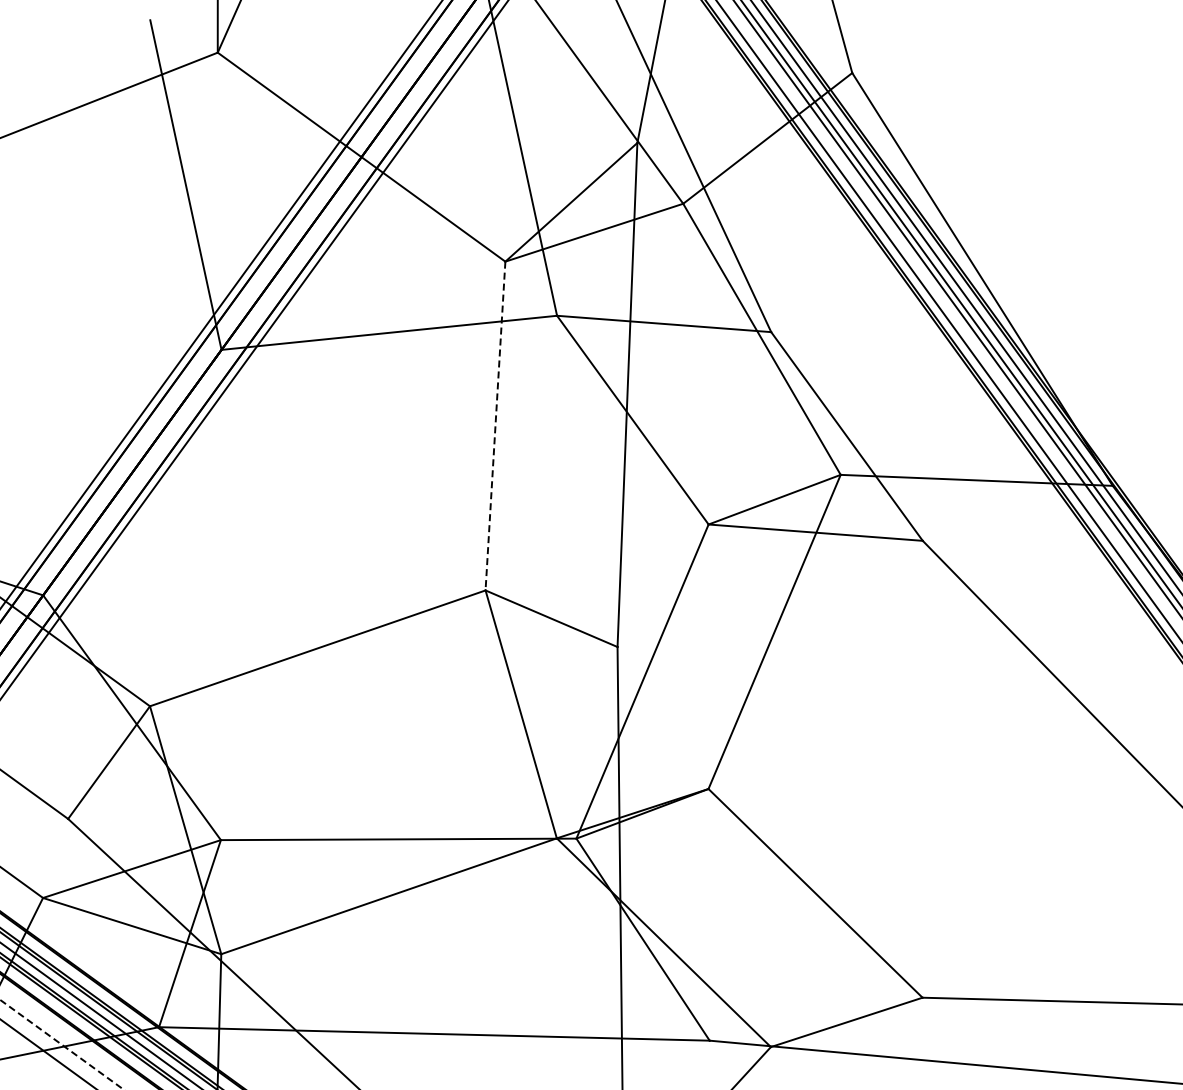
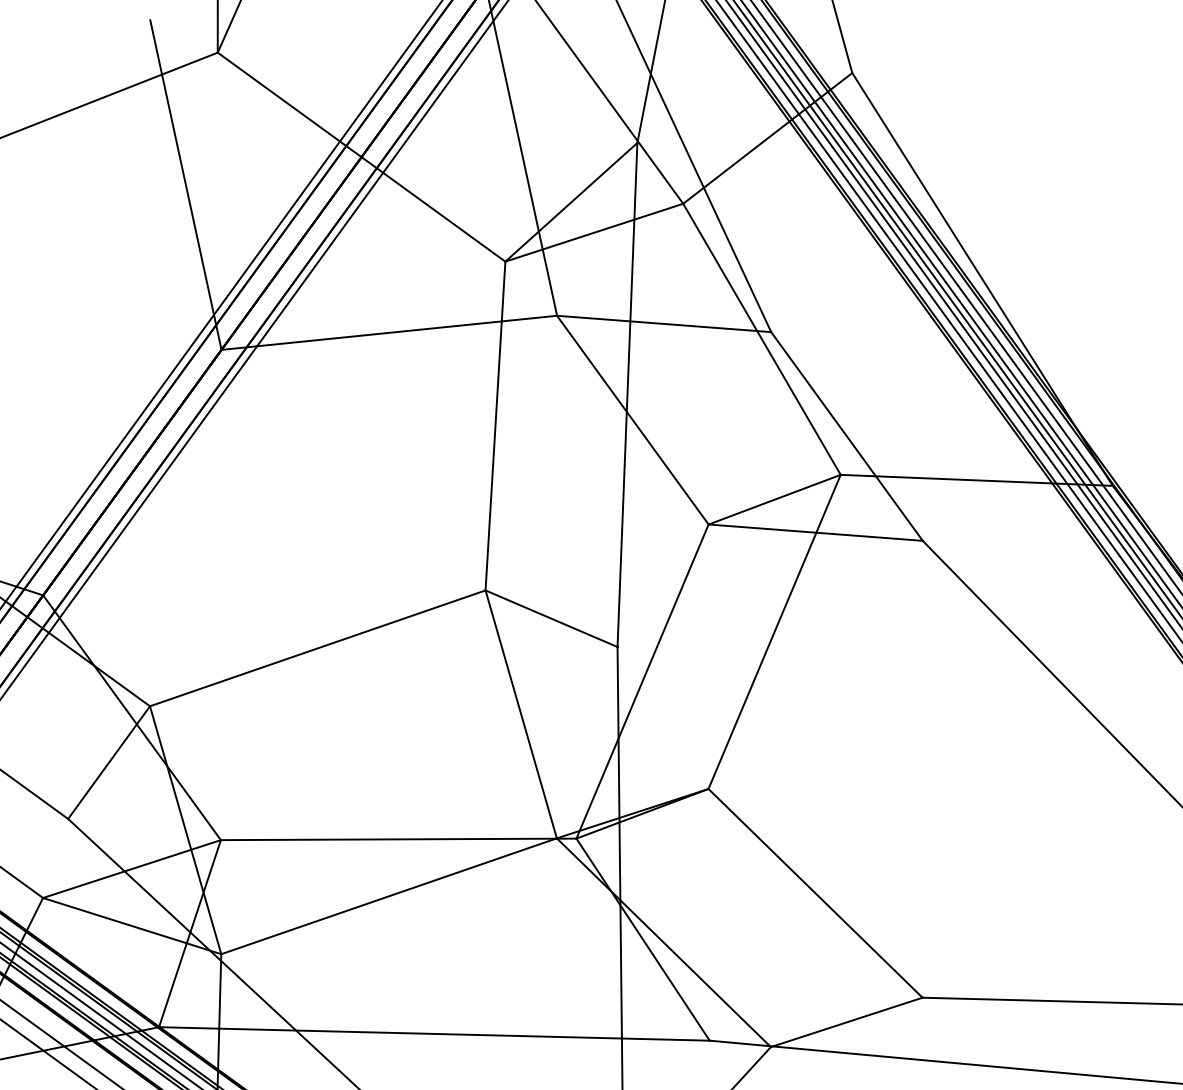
line: none -> present (953, 313)
line: dashed -> solid (495, 426)
line: dashed -> solid (62, 1045)
